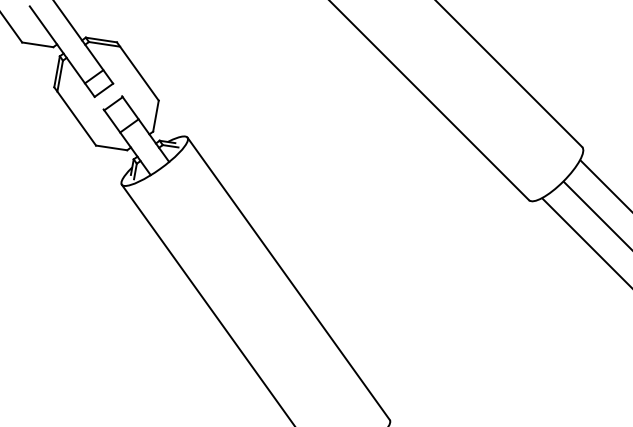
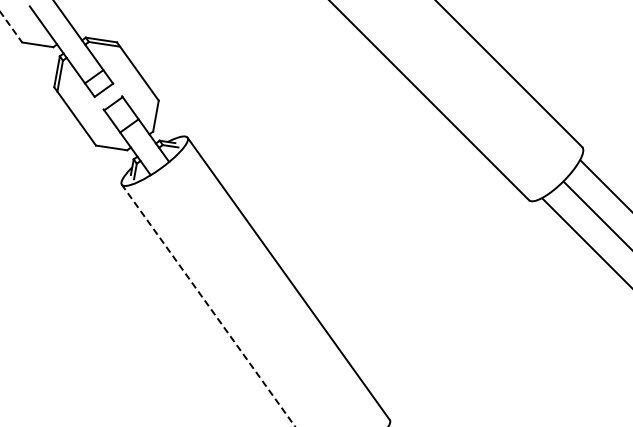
line: solid -> dashed (11, 27)
line: solid -> dashed (208, 305)
